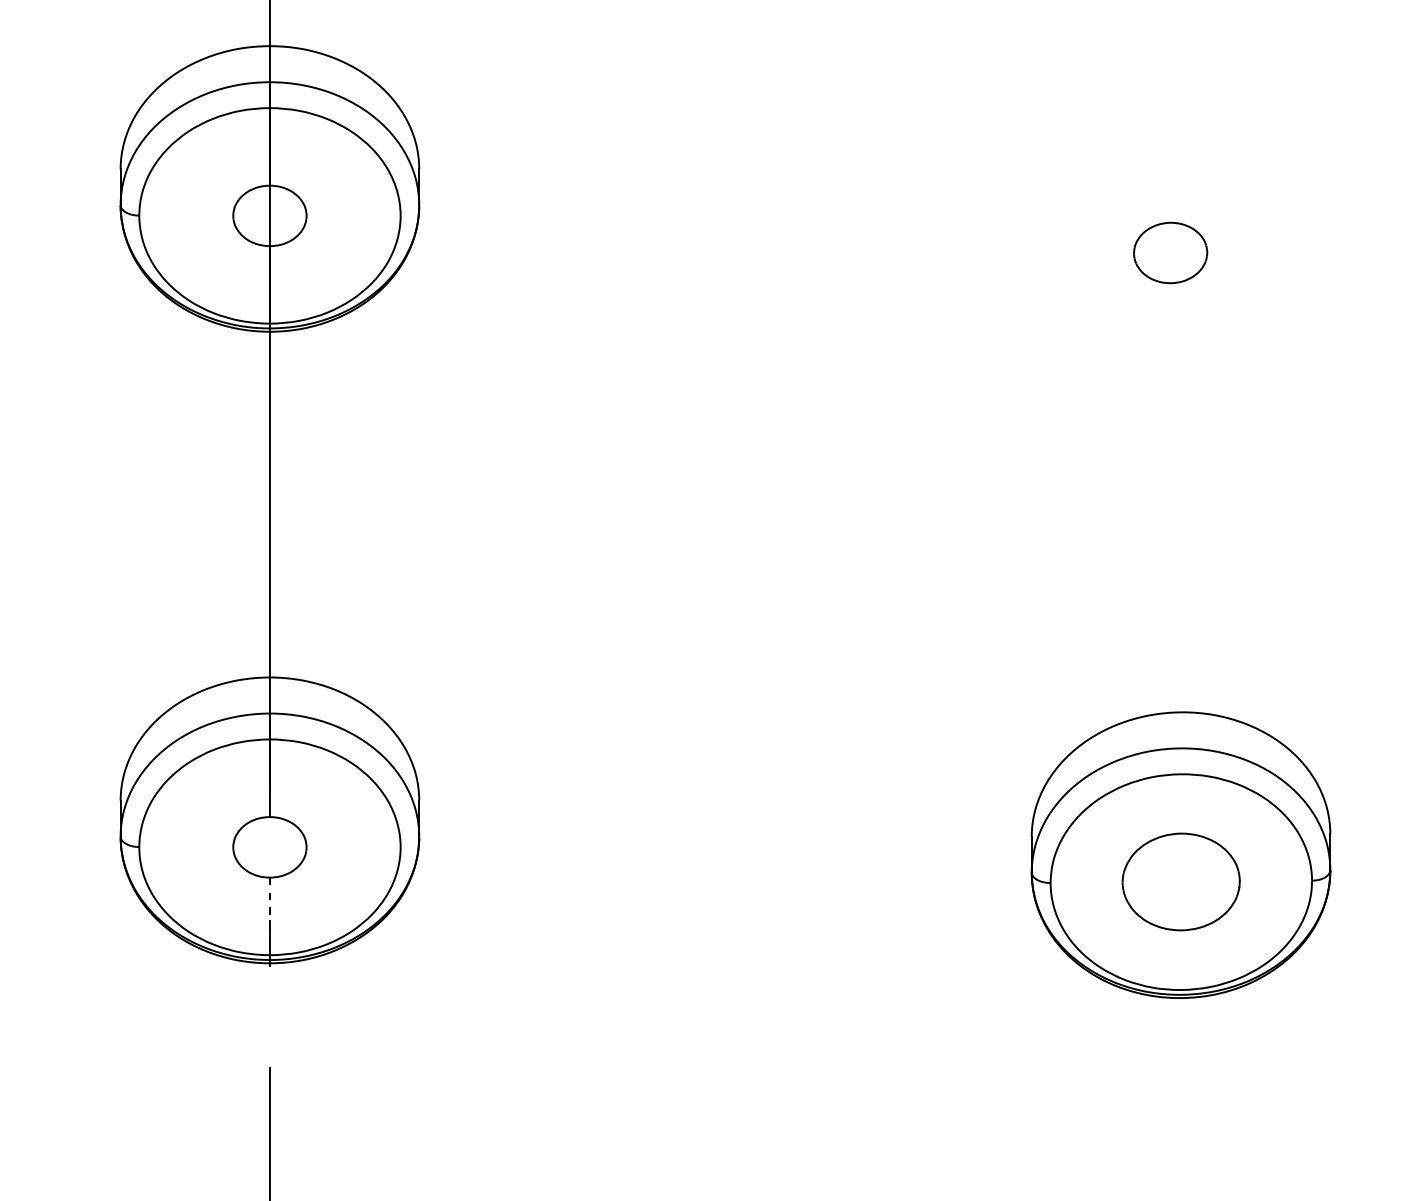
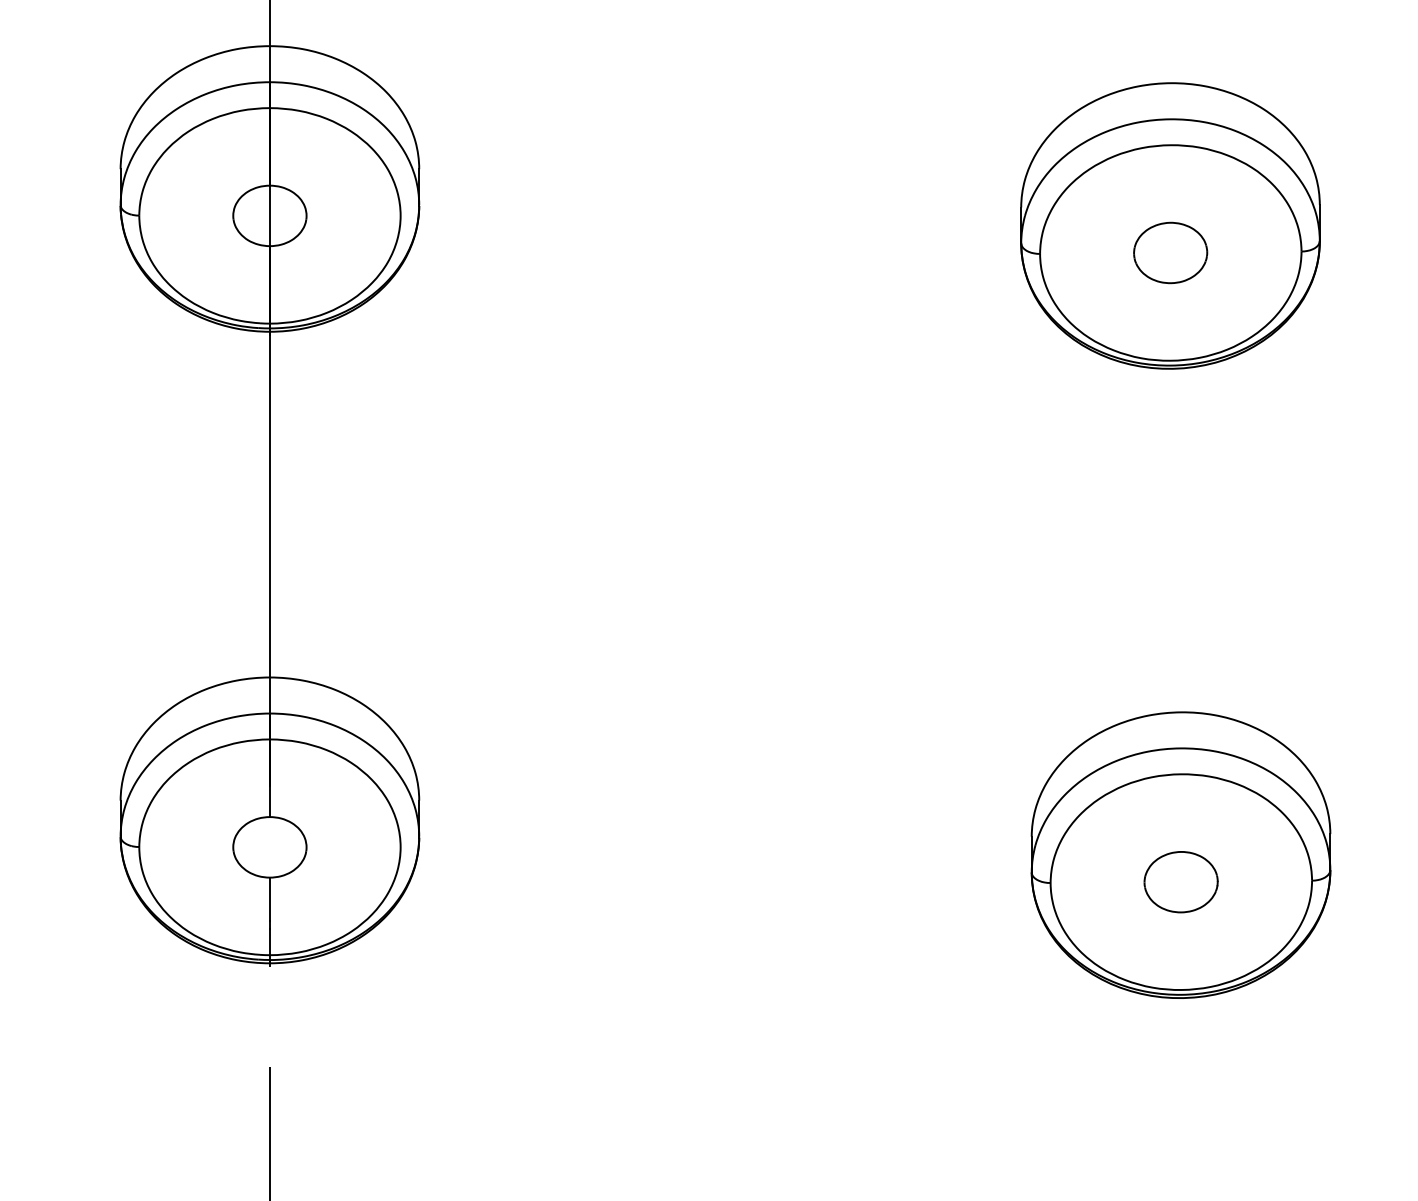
part: none -> present (1170, 225)
part size: 120x100 px -> 76x63 px (1180, 882)
line: dashed -> solid (269, 899)
